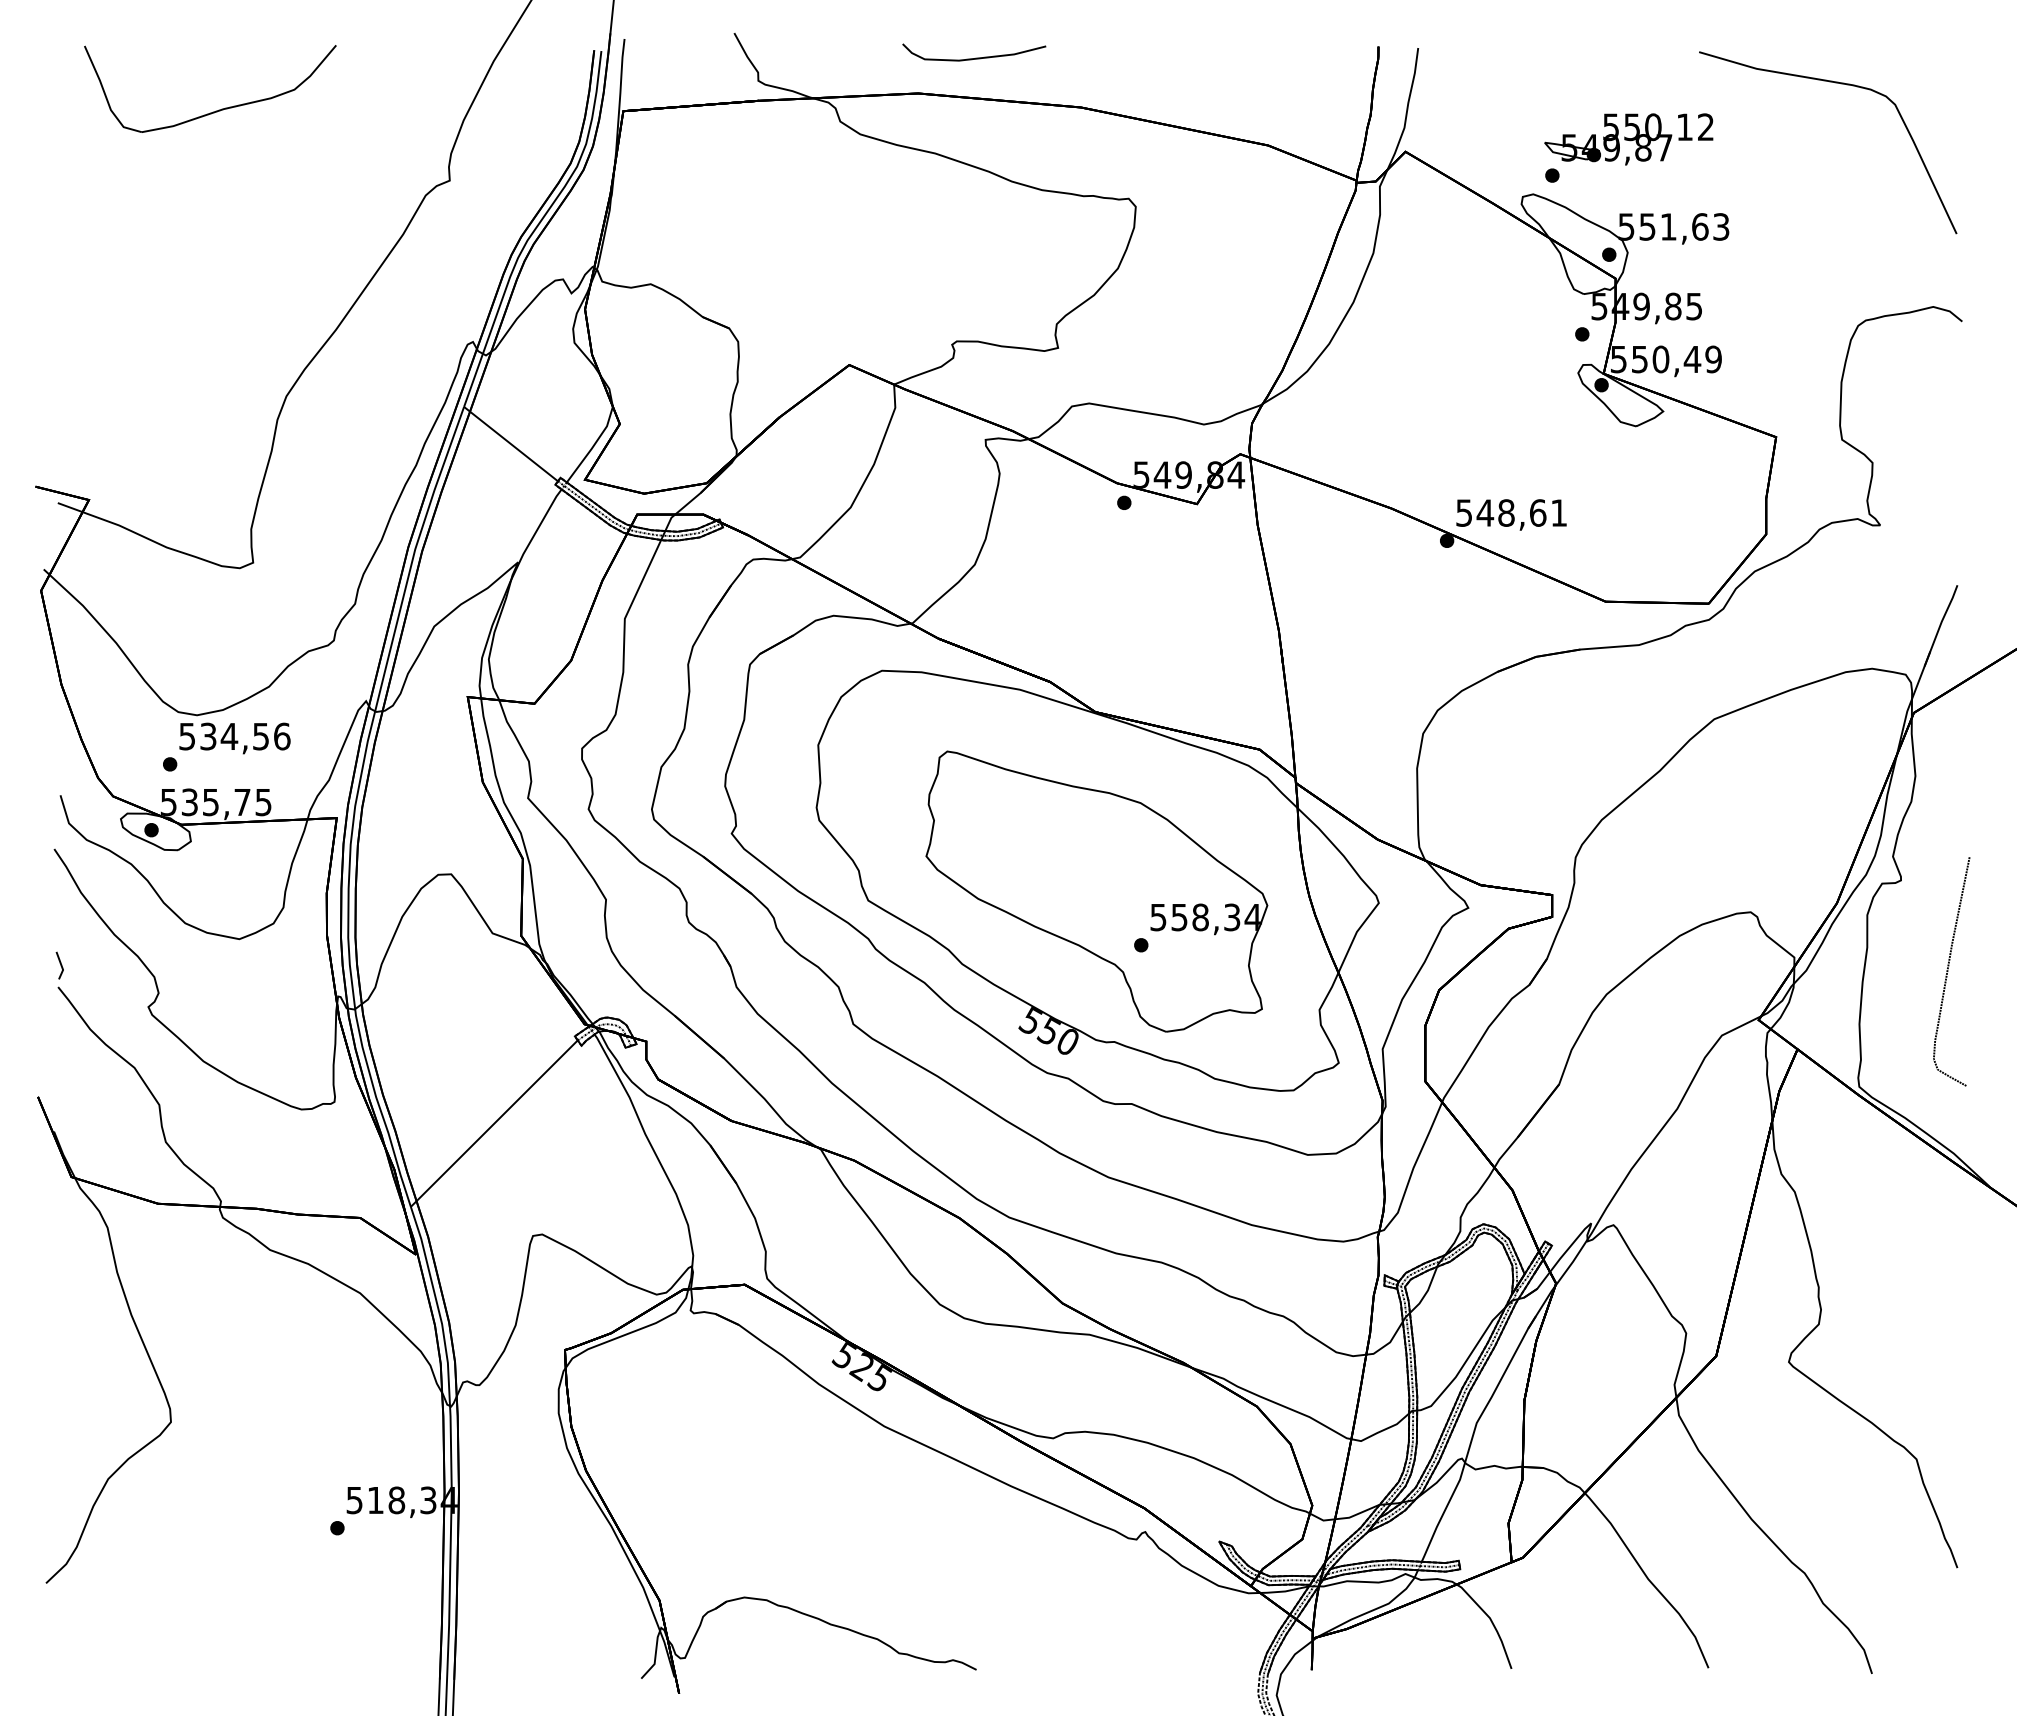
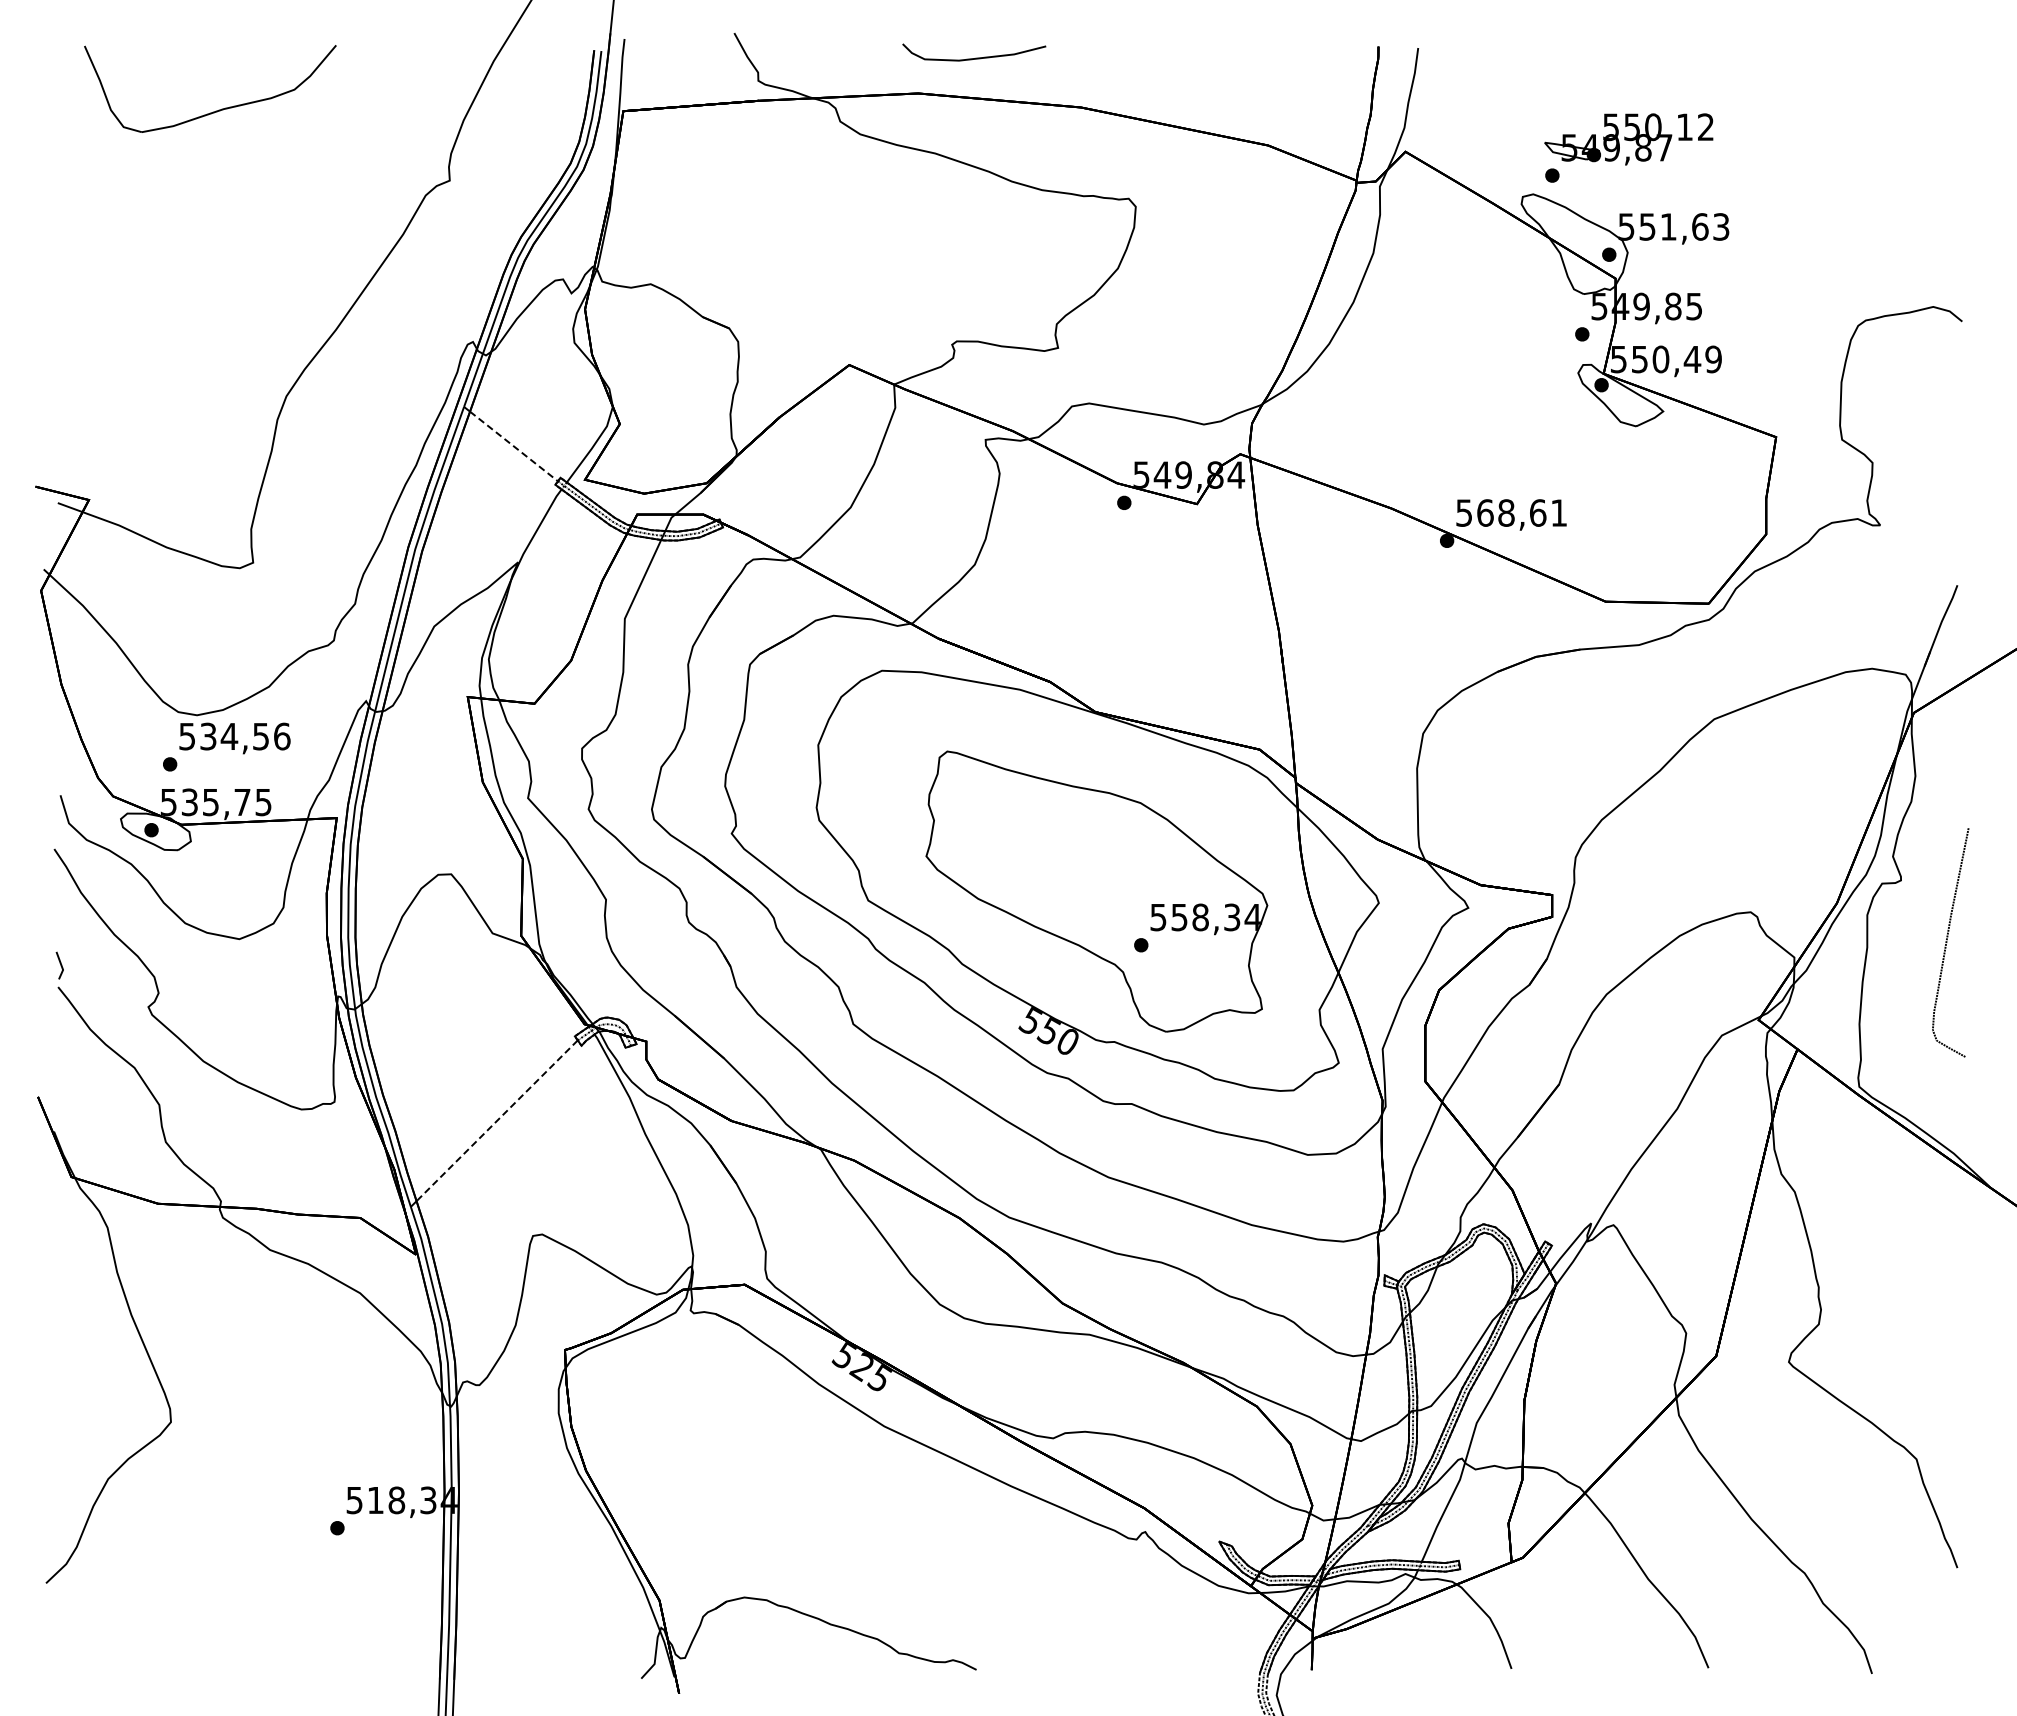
curve: present -> none (1835, 83)
line: solid -> dashed (514, 446)
text: 548,61 -> 568,61 (1485, 512)
curve position: (1948, 971) -> (1947, 942) (1947, 942)
line: solid -> dashed (497, 1120)
